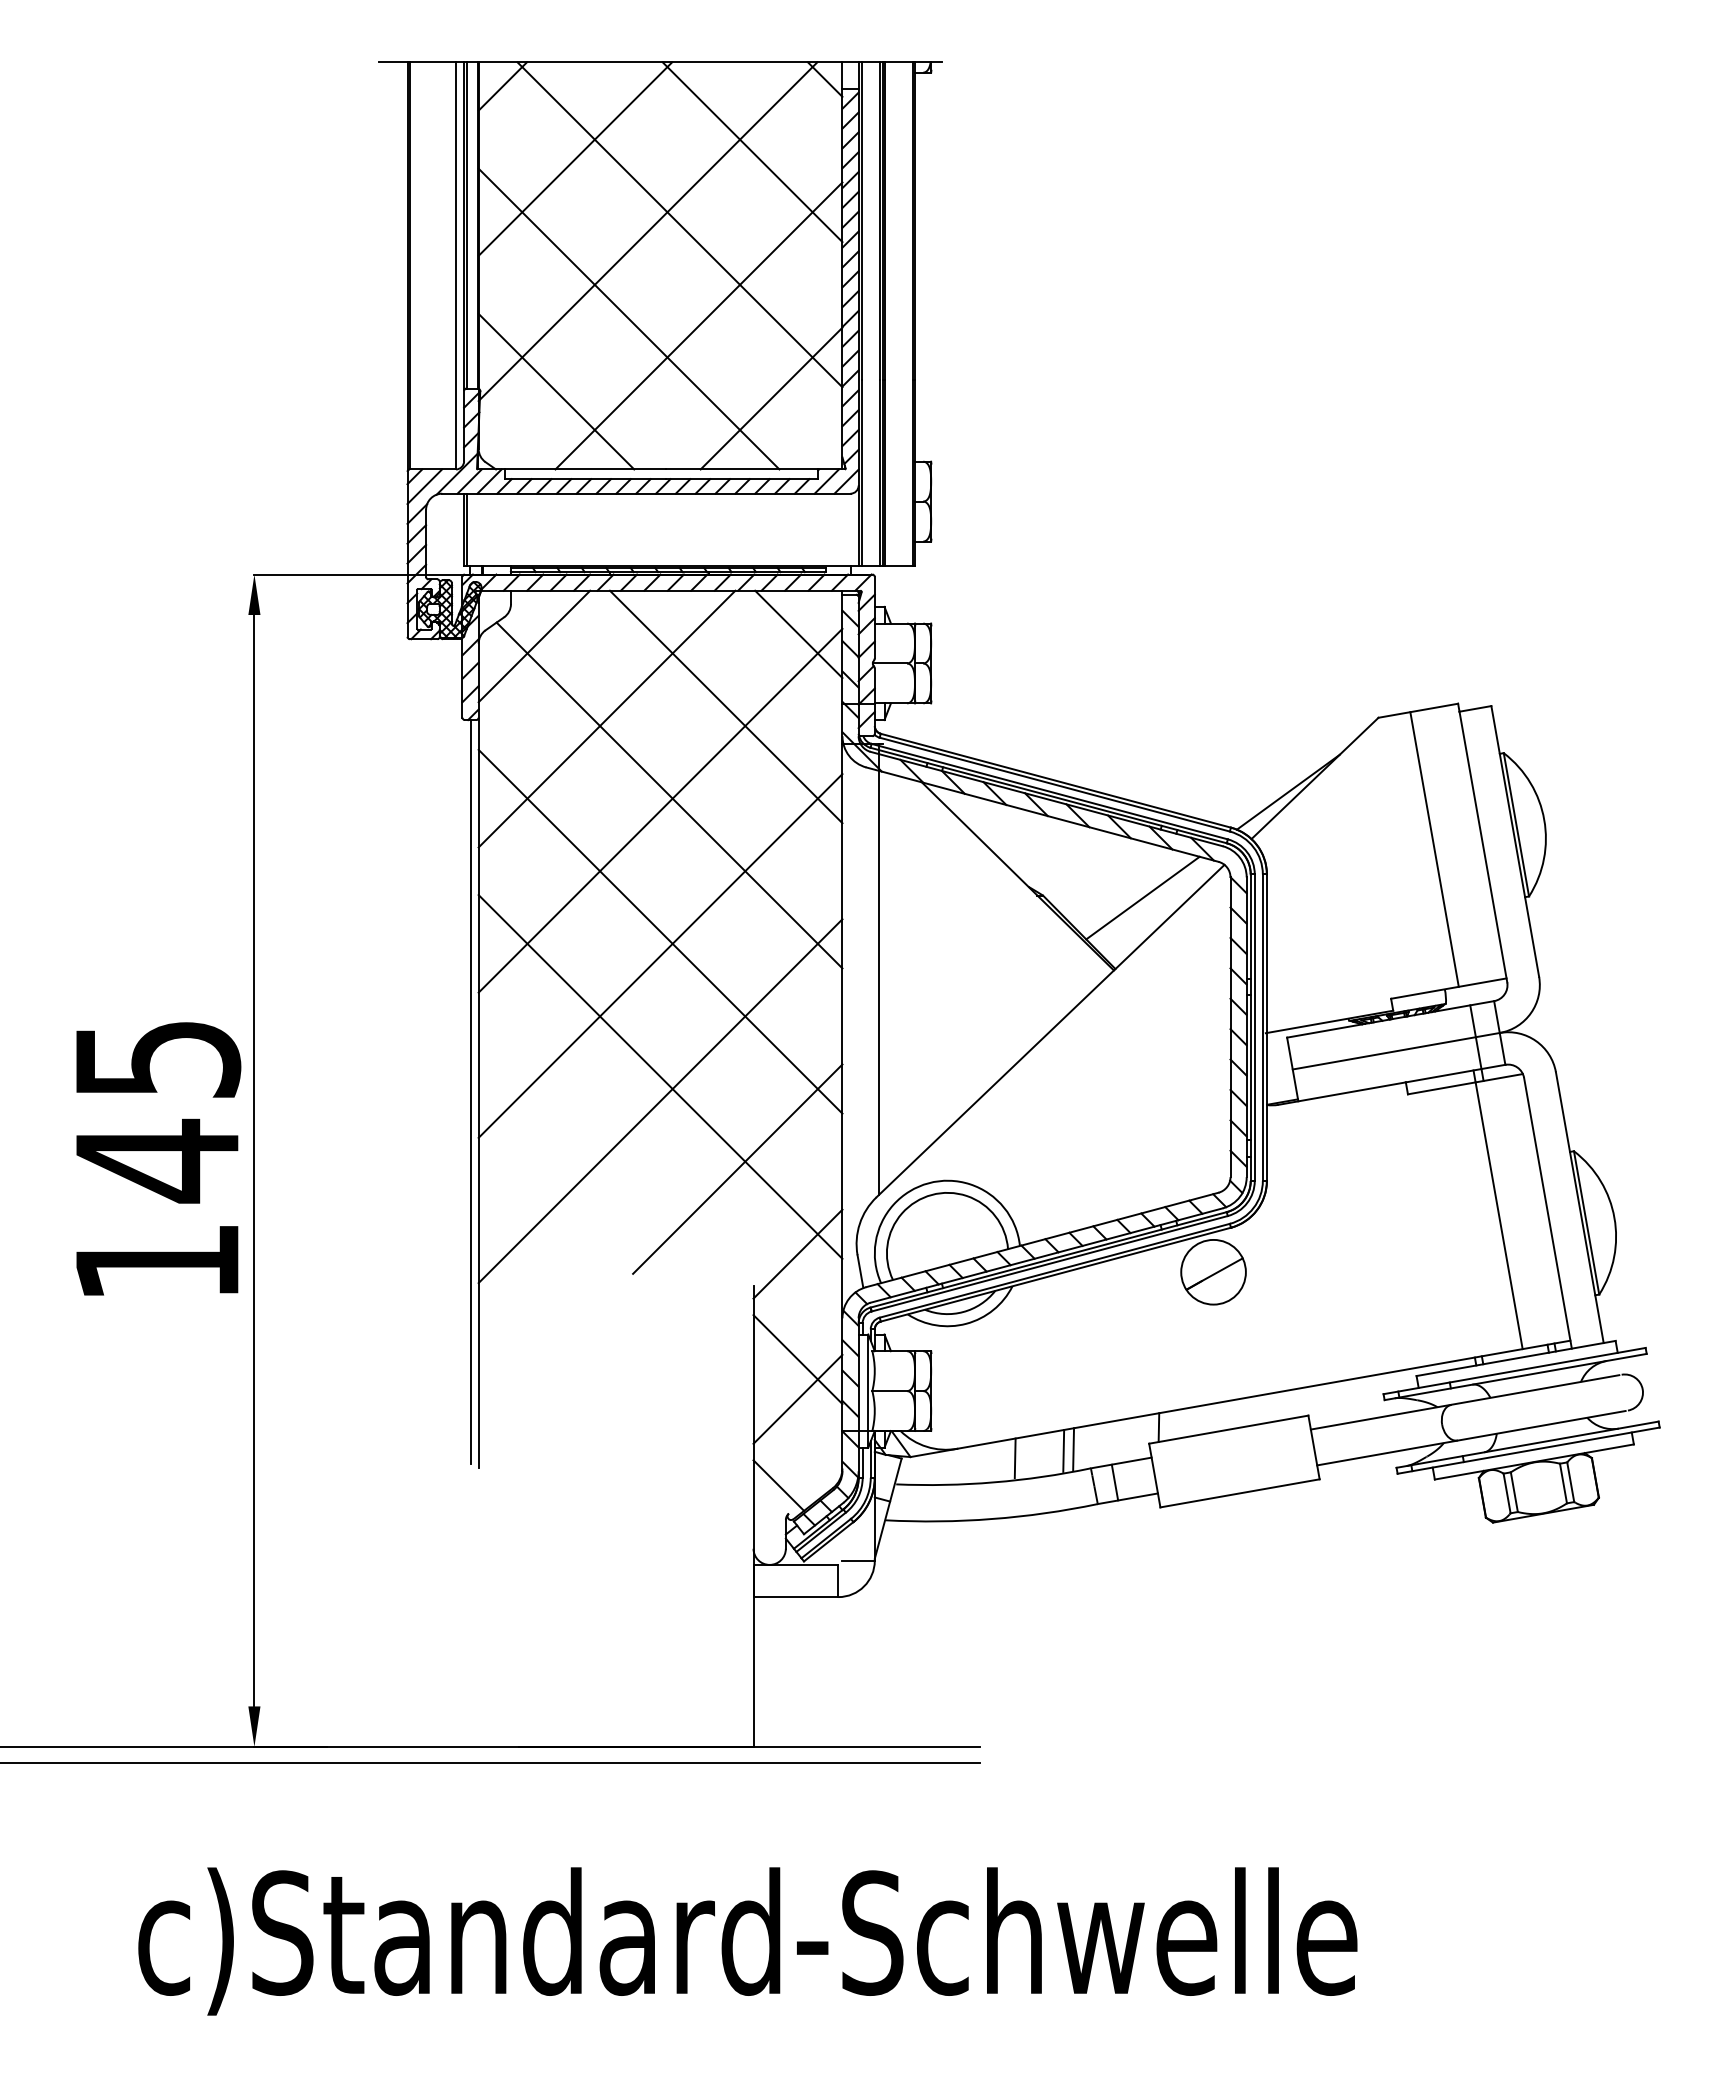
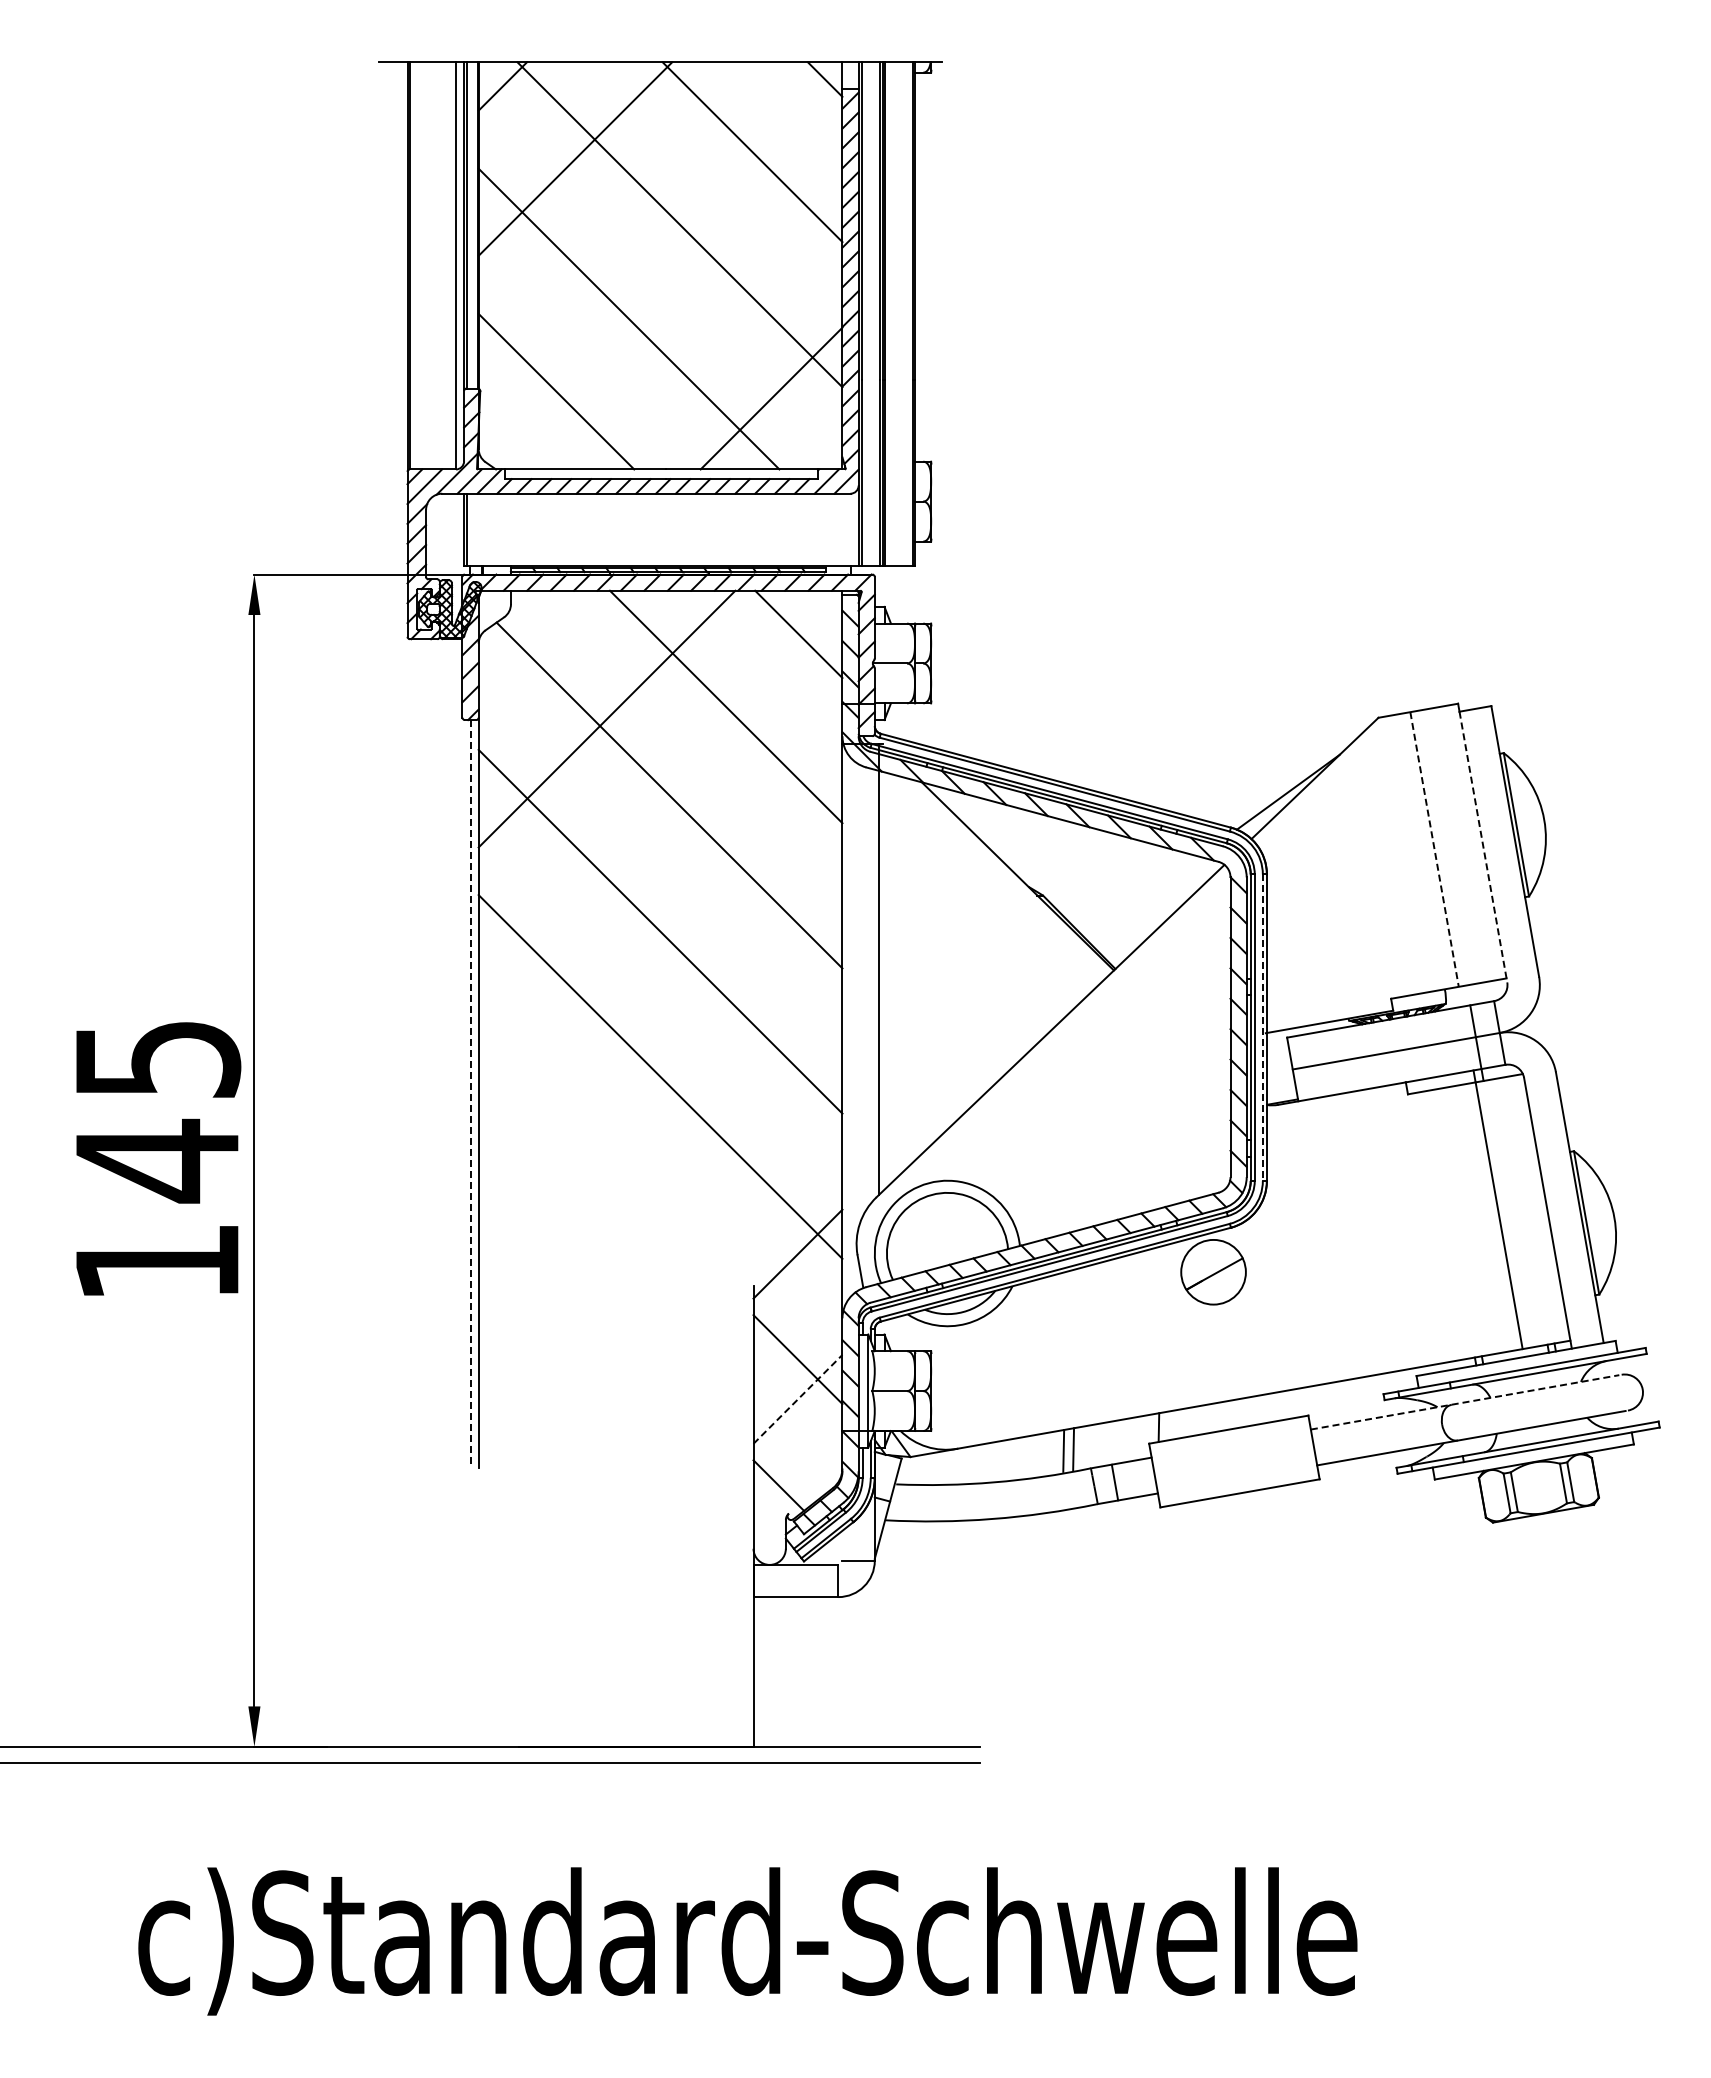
line: present -> none (647, 231)
line: present -> none (698, 325)
line: present -> none (534, 646)
line: present -> none (660, 810)
line: solid -> dashed (1483, 847)
line: solid -> dashed (1434, 850)
line: present -> none (1142, 897)
line: present -> none (660, 955)
line: solid -> dashed (1262, 1028)
line: solid -> dashed (470, 1091)
line: present -> none (660, 1101)
line: present -> none (737, 1168)
line: solid -> dashed (798, 1399)
line: solid -> dashed (1465, 1402)
line: present -> none (1014, 1458)
